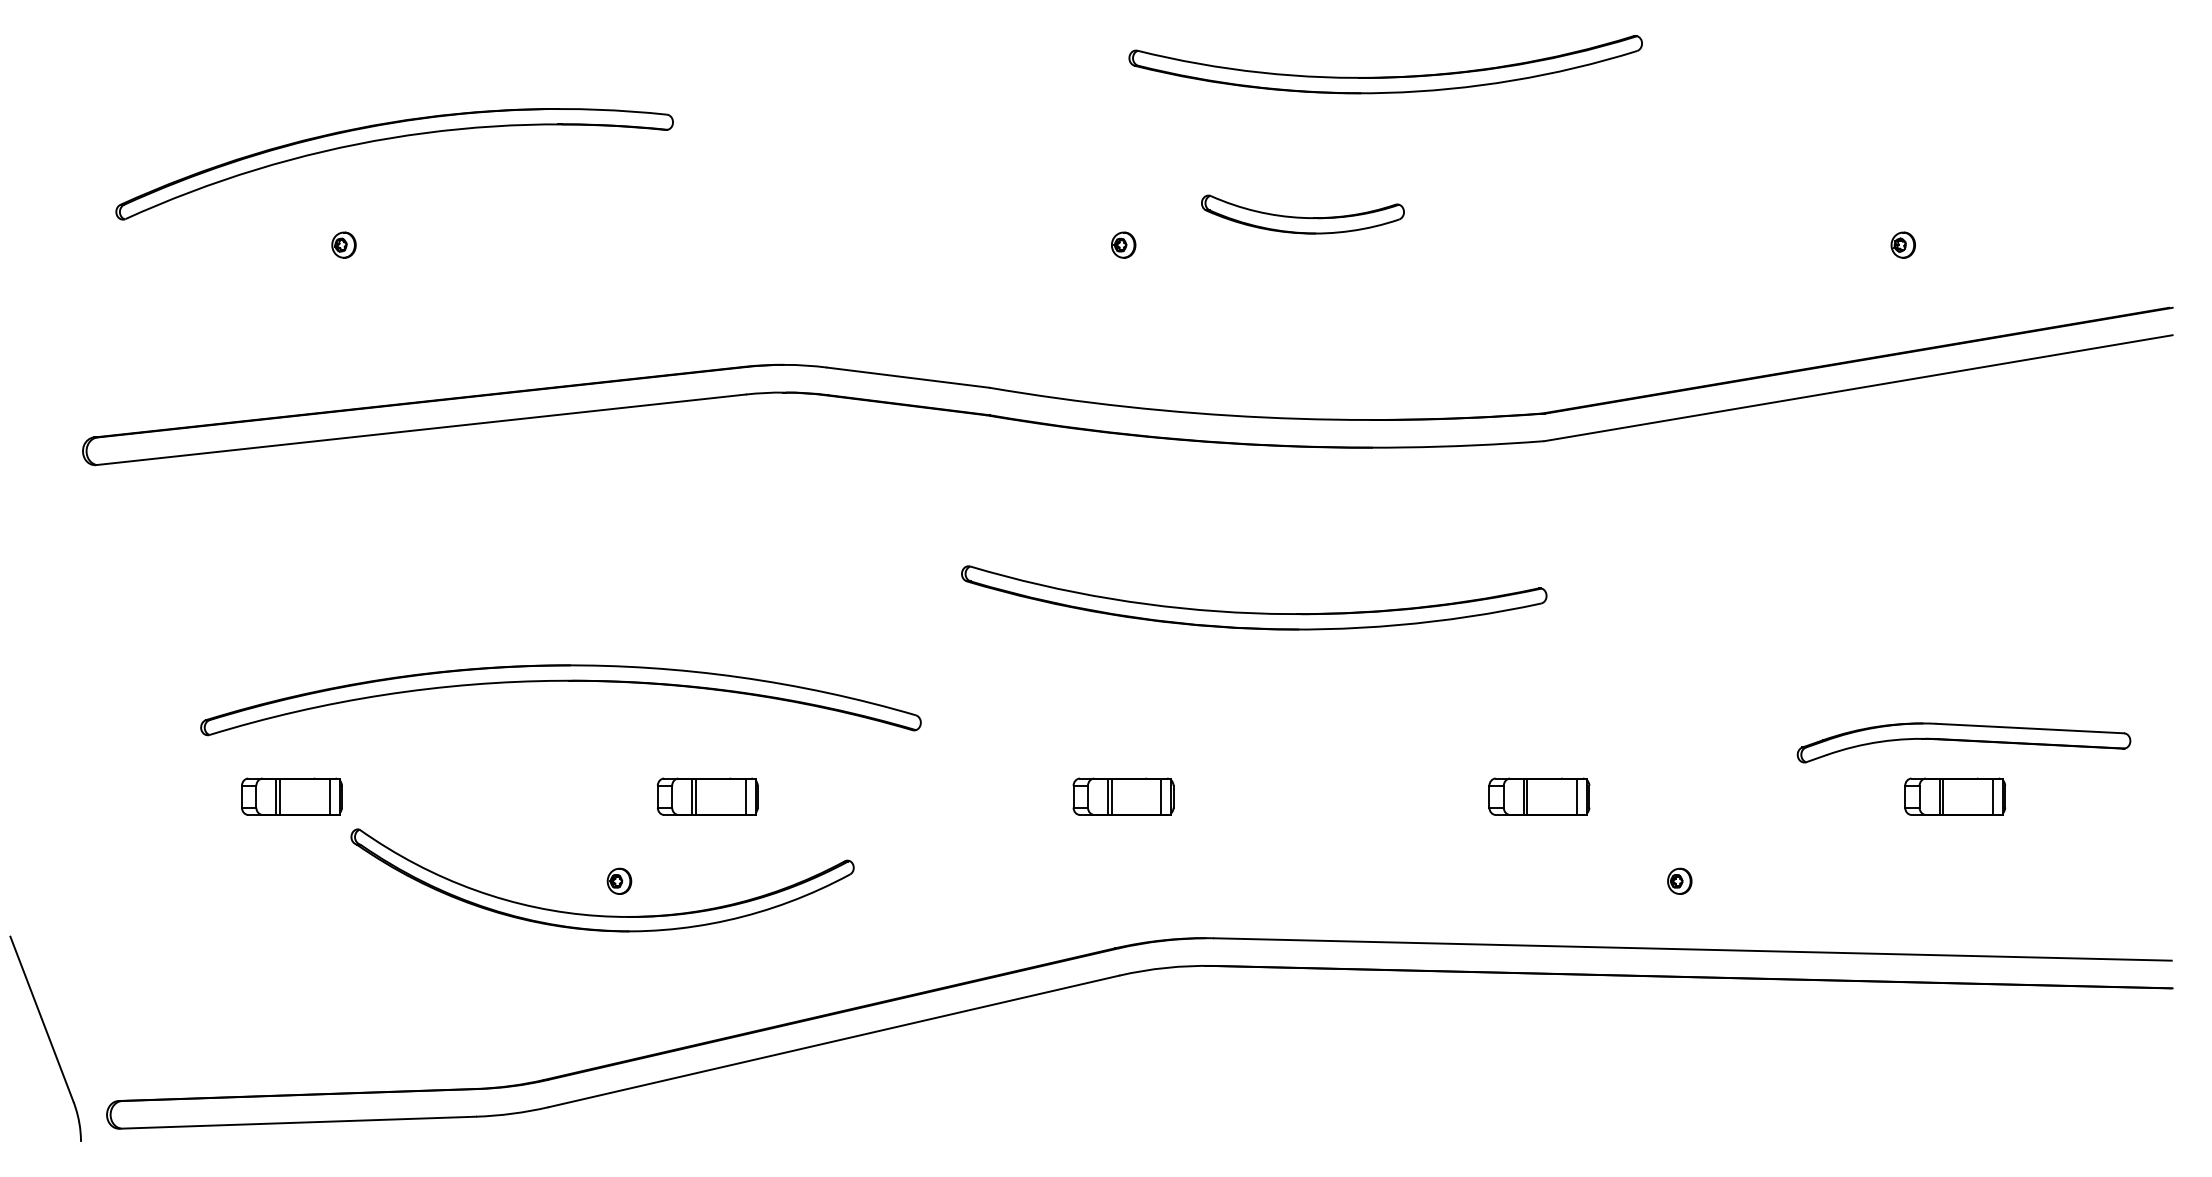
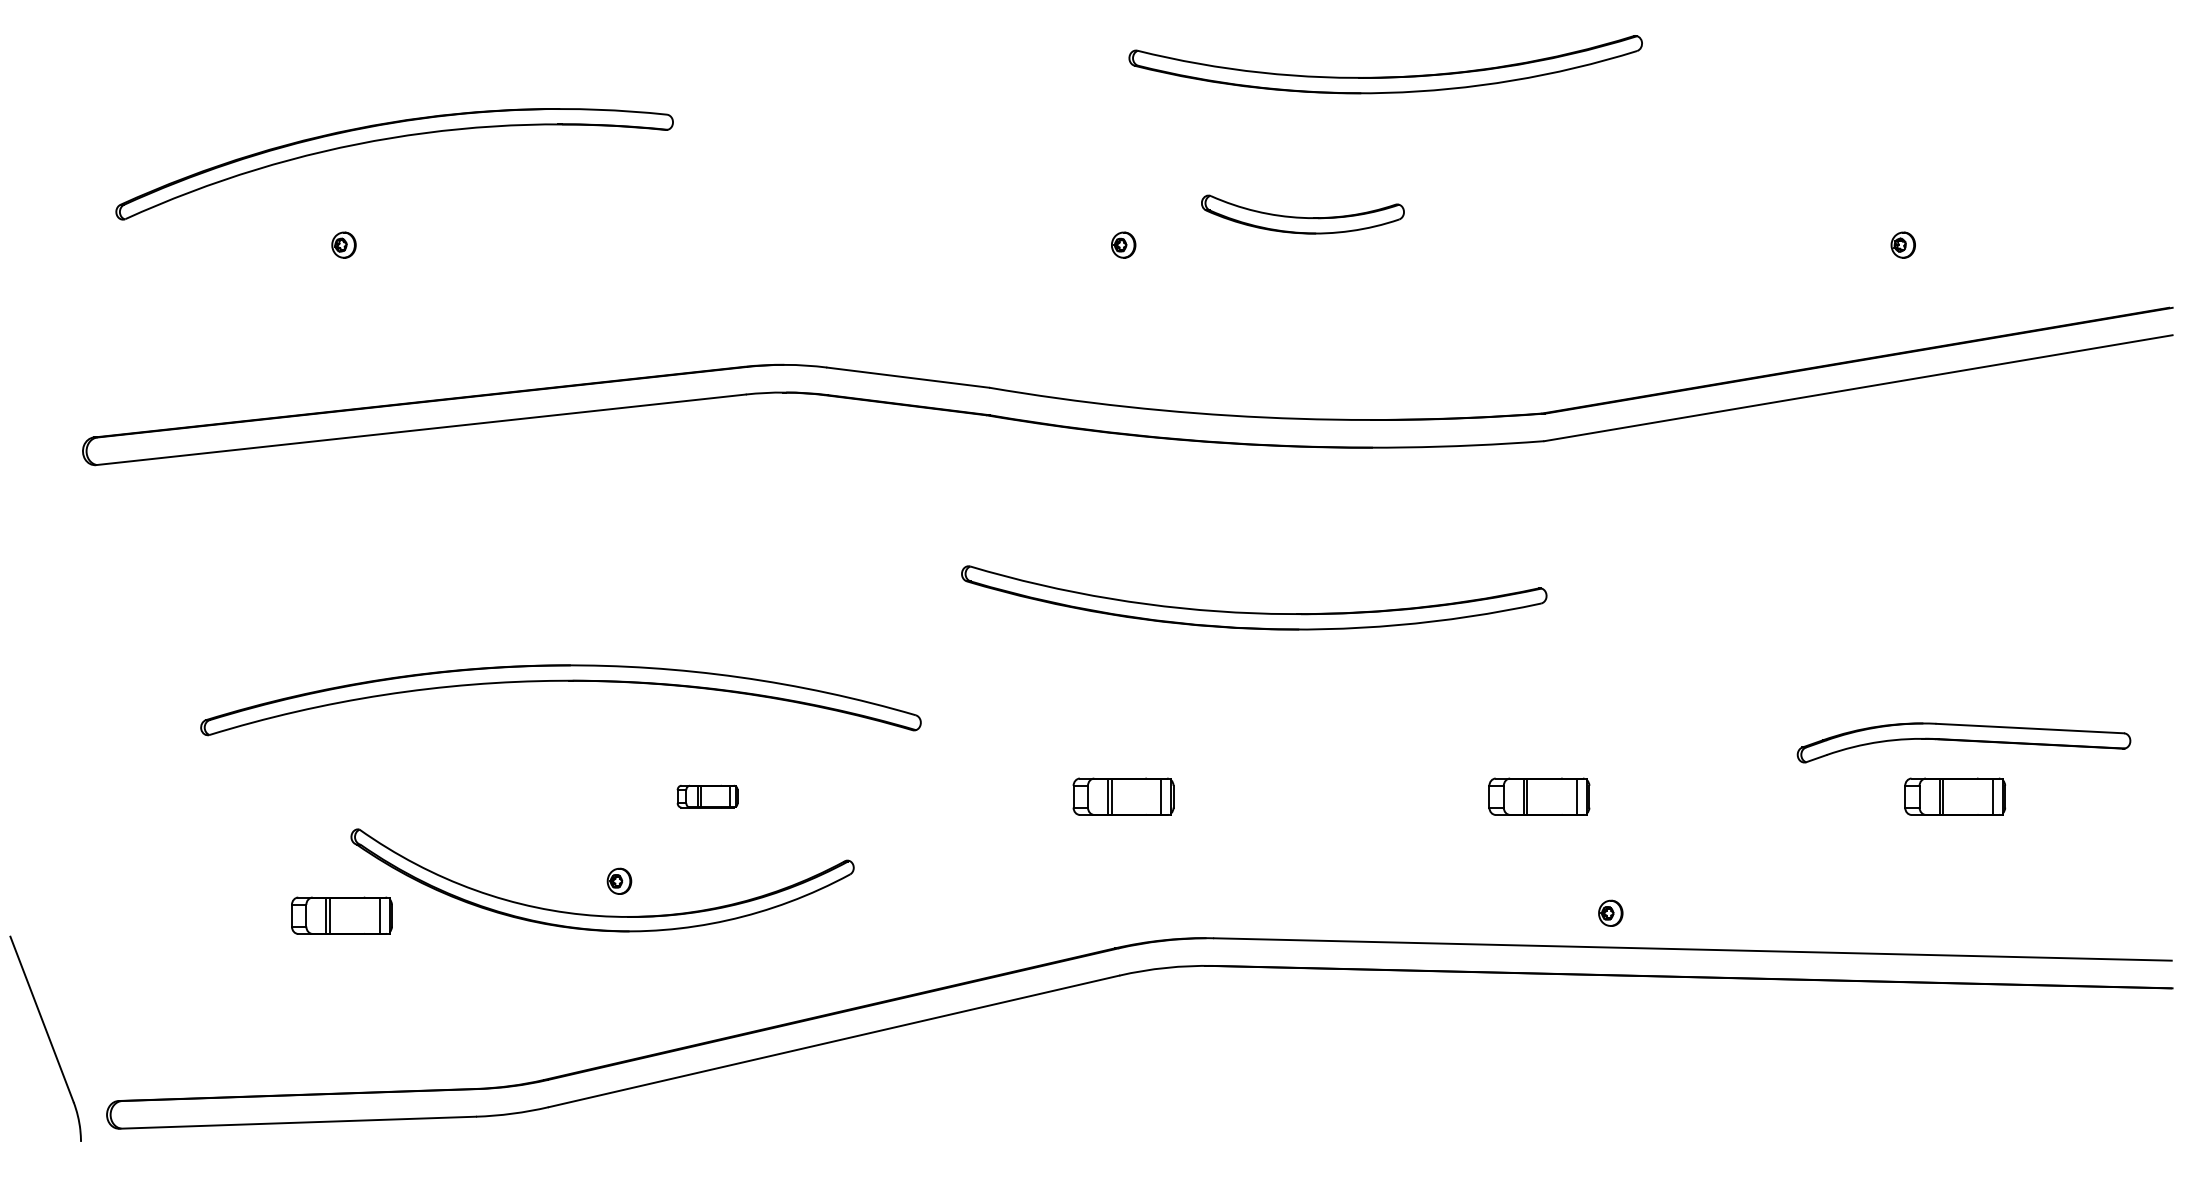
part position: (291, 796) -> (341, 915) (341, 915)
part size: 103x39 px -> 63x25 px (707, 796)
part position: (1679, 880) -> (1610, 912) (1610, 912)
